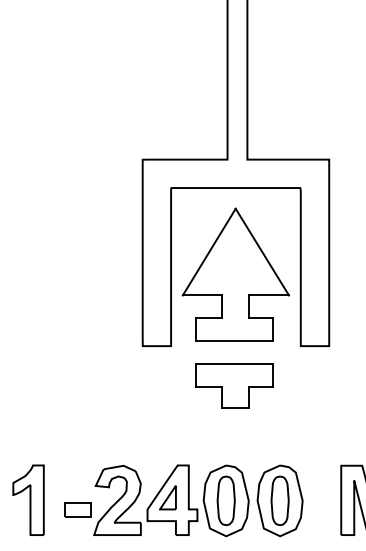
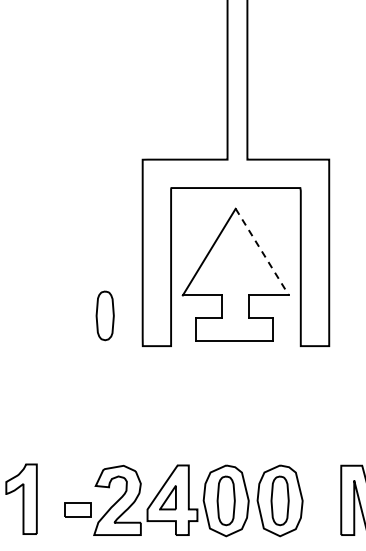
line: solid -> dashed (262, 252)
part: none -> present (104, 315)
part: present -> none (234, 385)
part position: (28, 499) -> (21, 498) (21, 498)
